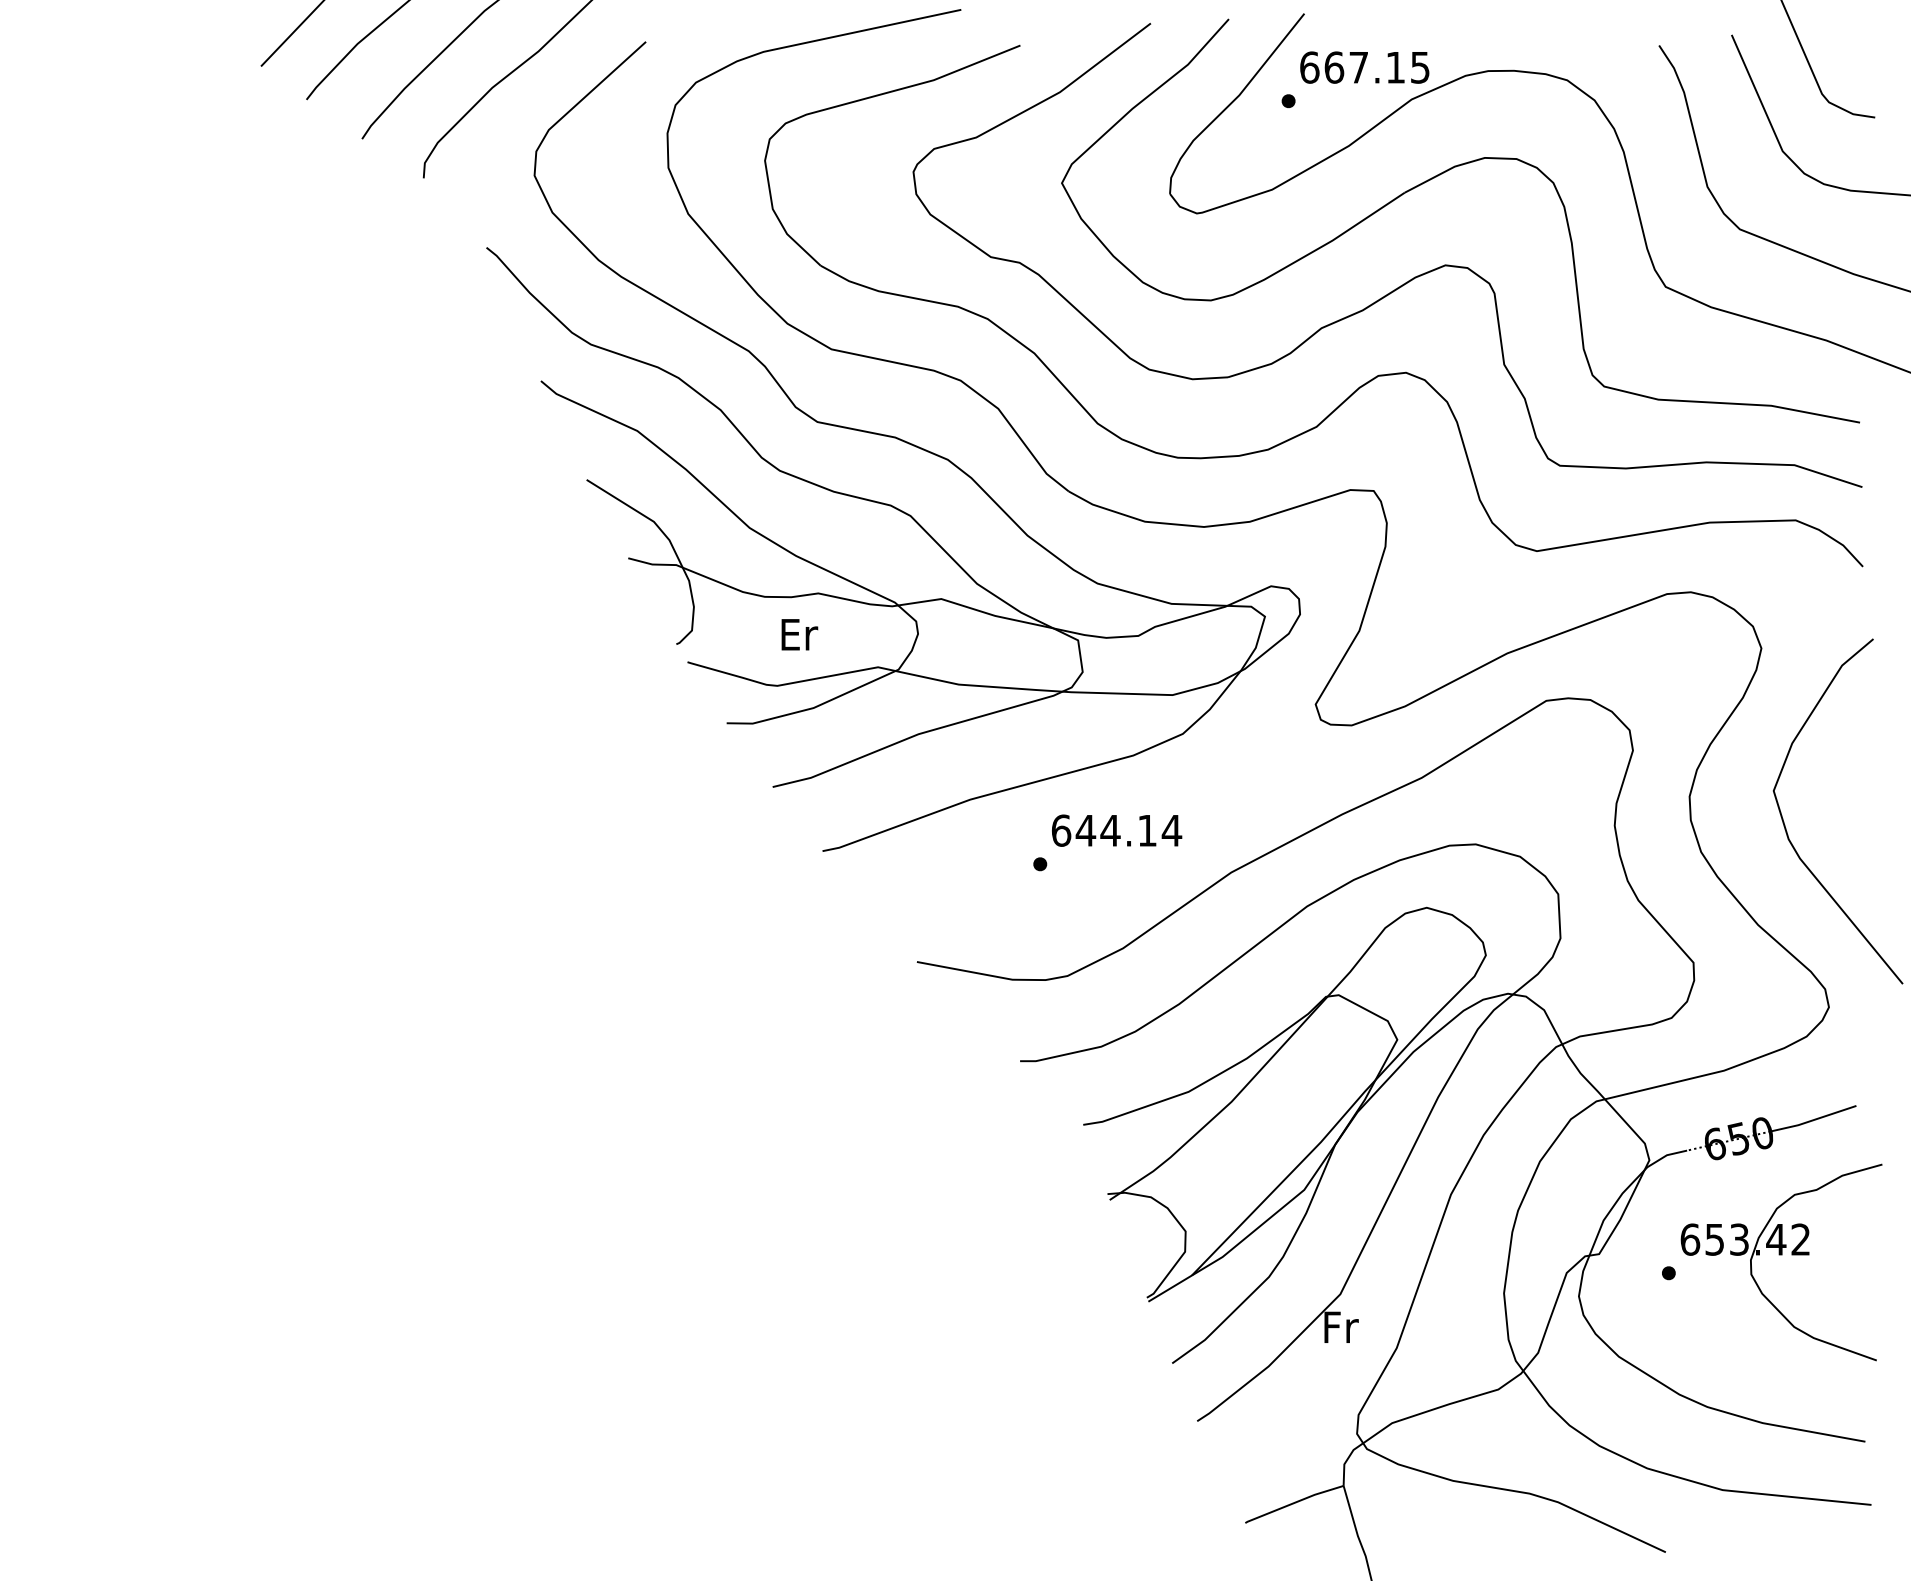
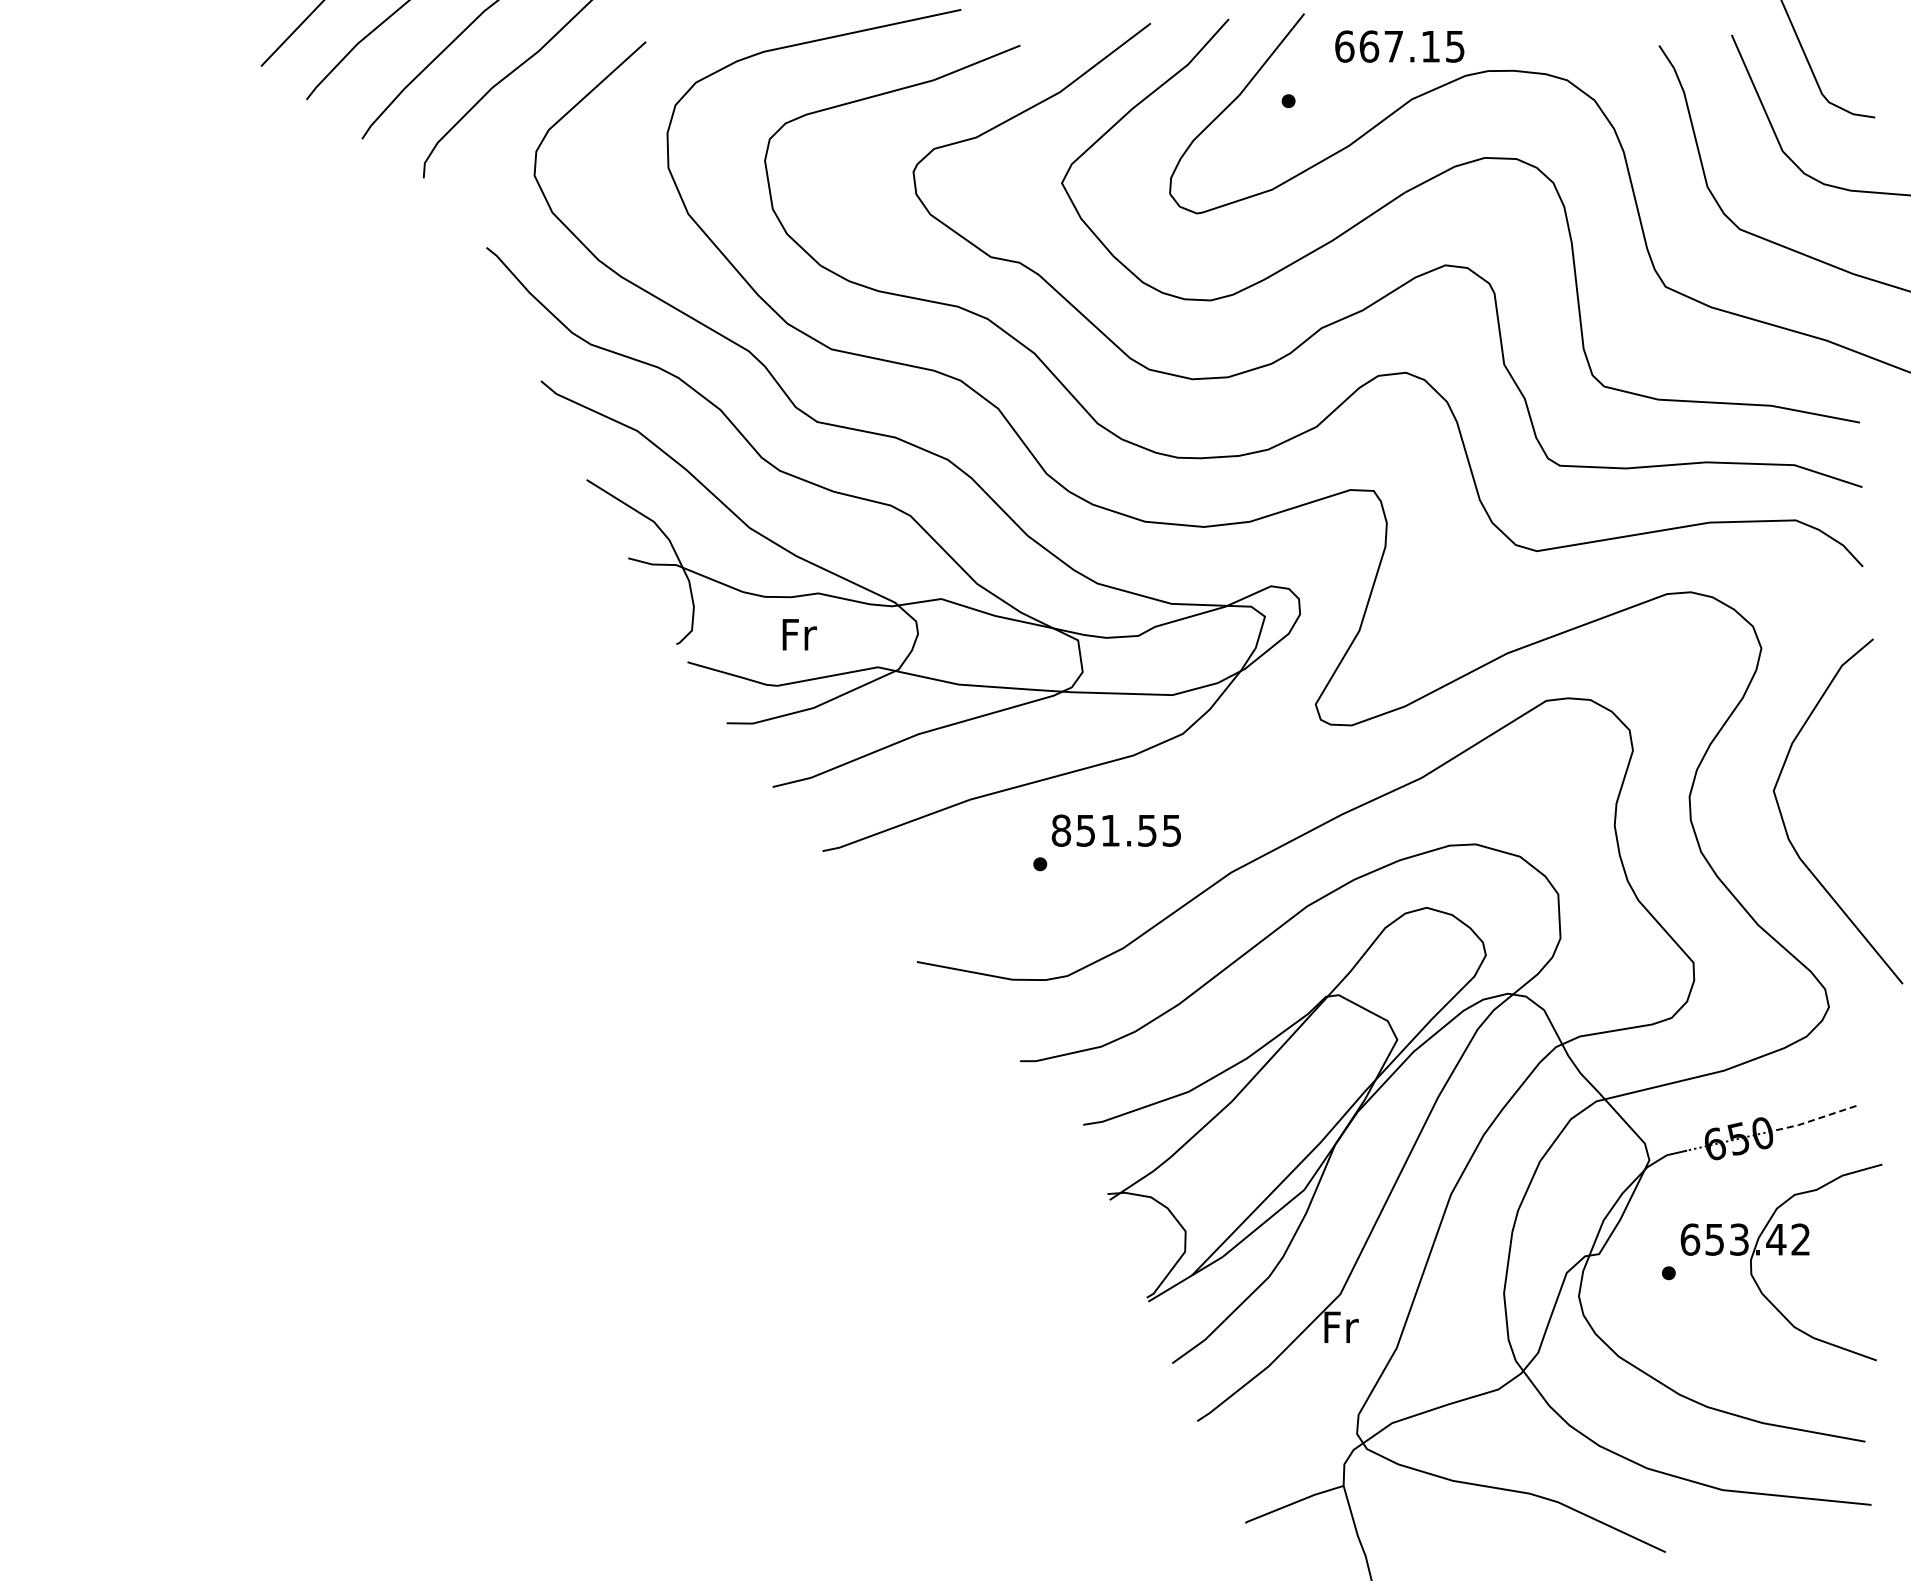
text position: (1364, 67) -> (1399, 46) (1399, 46)
text: Er -> Fr (799, 634)
text: 644.14 -> 851.55 (1116, 830)
line: solid -> dashed (1813, 1120)
